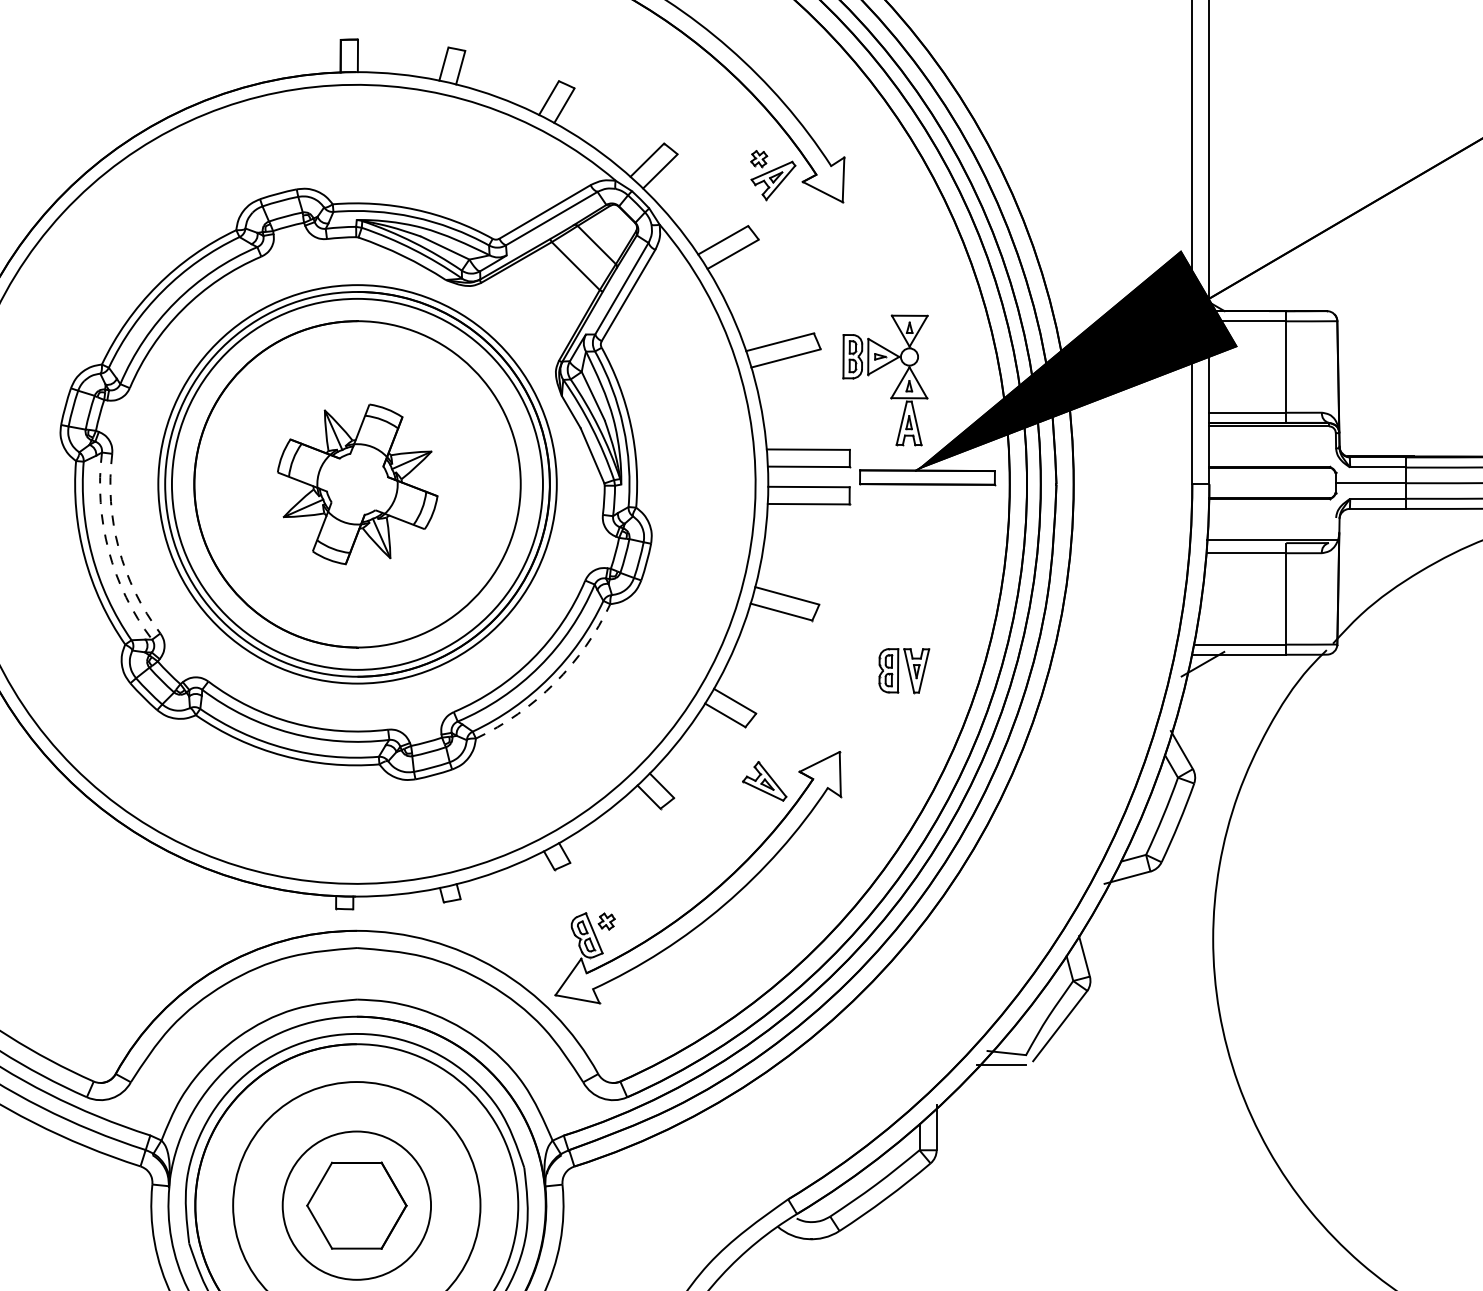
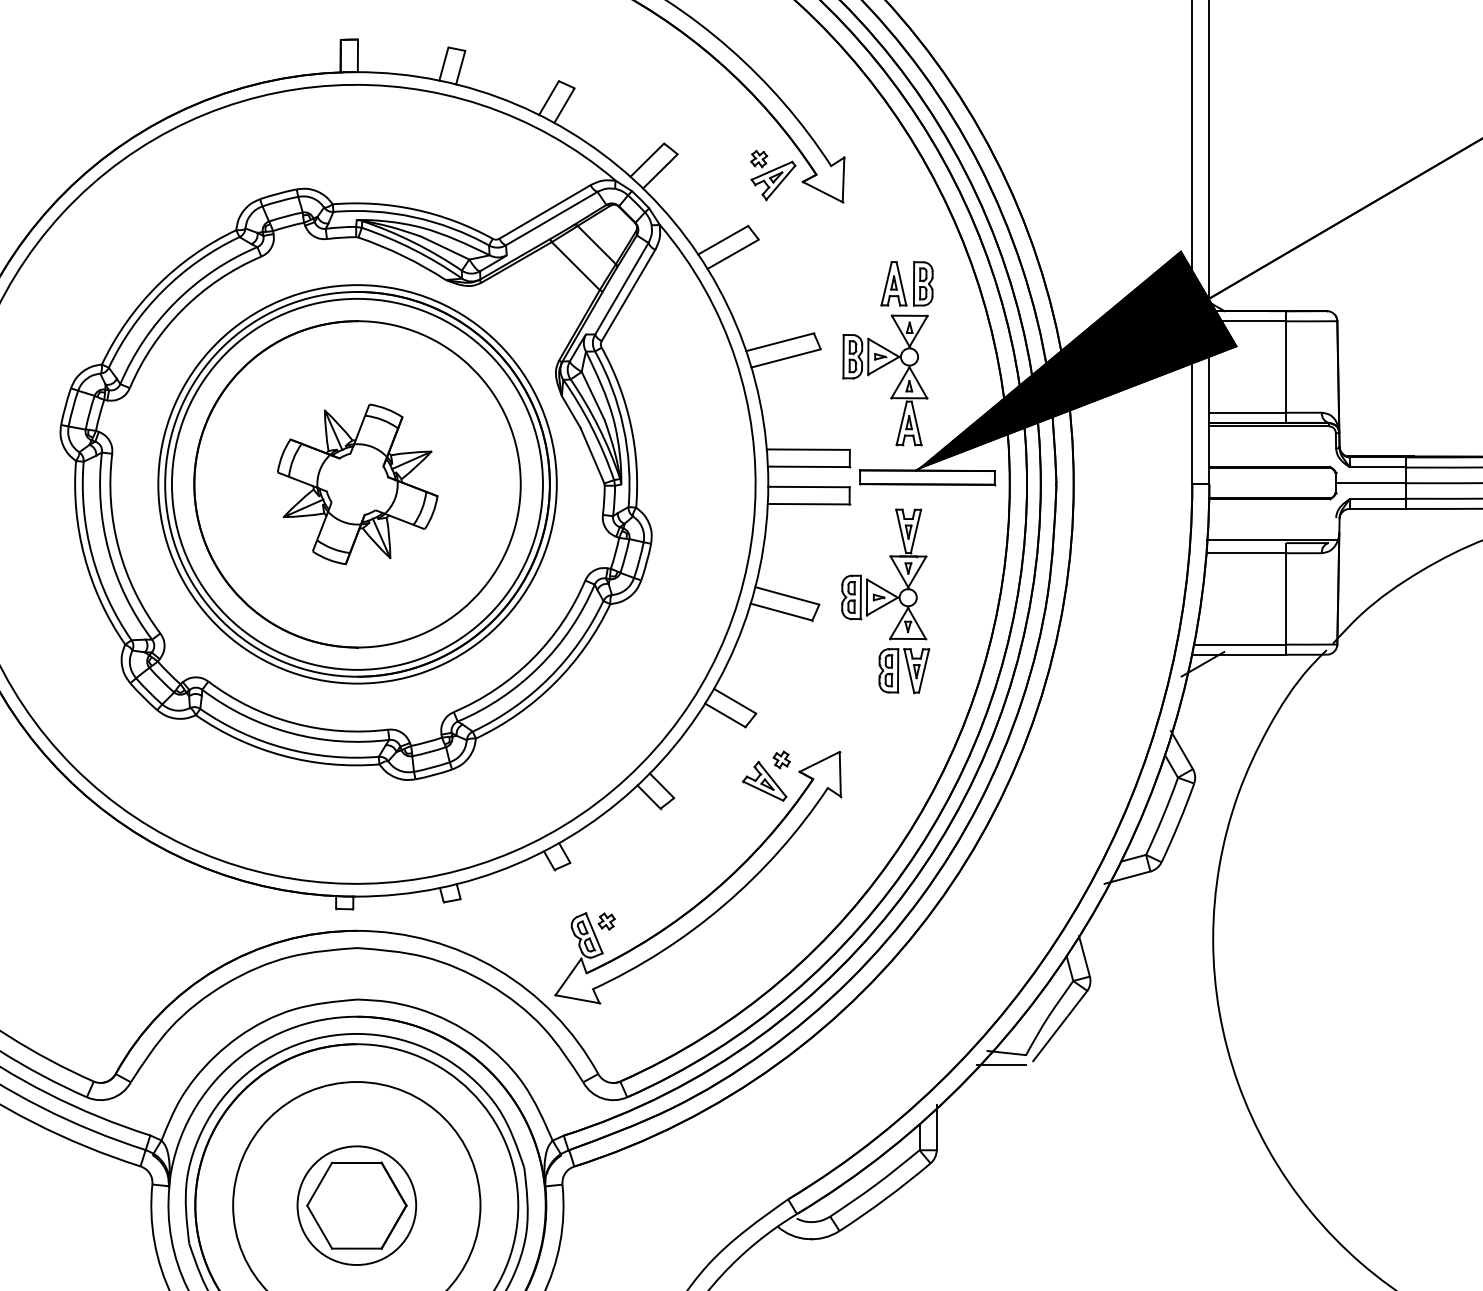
part: none -> present (906, 283)
arc: dashed -> solid (118, 548)
arc: dashed -> solid (108, 551)
part: none -> present (879, 585)
arc: dashed -> solid (554, 683)
part: none -> present (781, 759)
circle diameter: 148 px -> 119 px (356, 1205)
